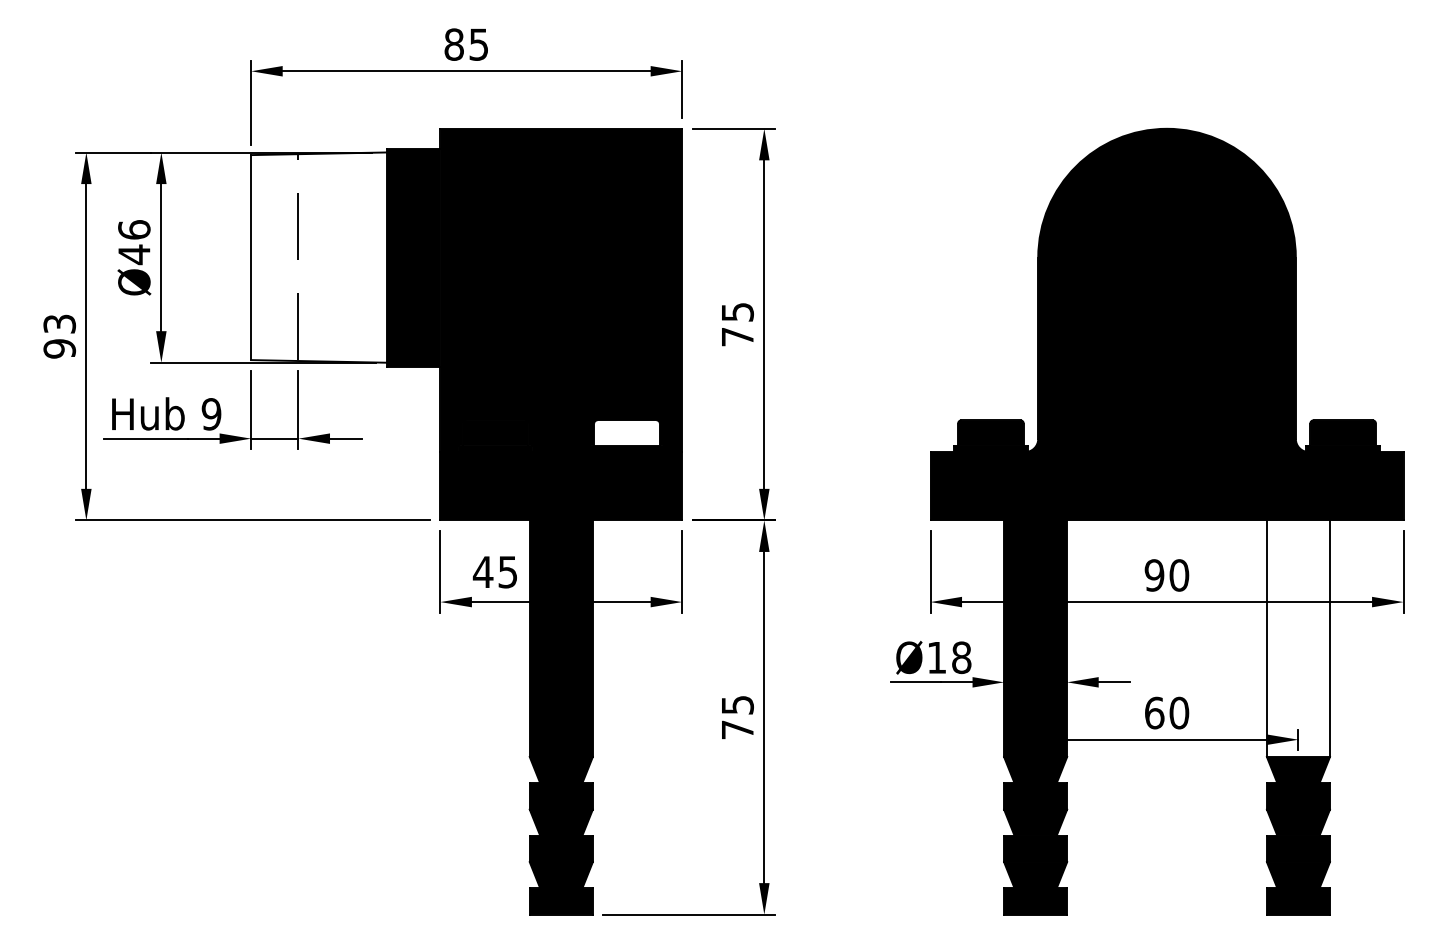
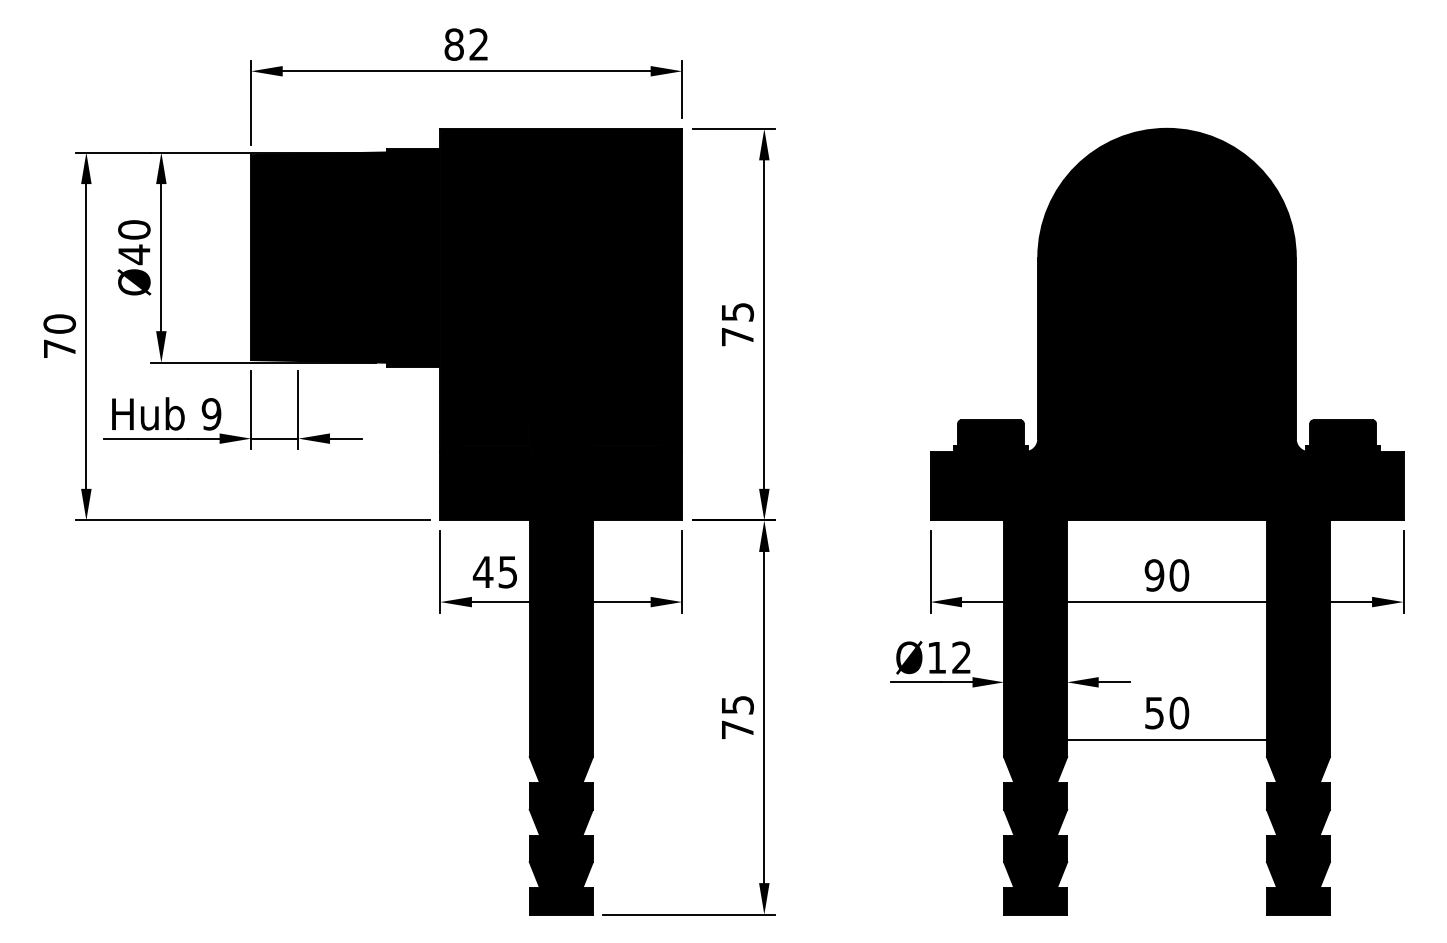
text: 85 -> 82 (478, 44)
text: Ø46 -> Ø40 (134, 229)
fill: none -> present (318, 257)
text: 93 -> 70 (59, 336)
fill: none -> present (626, 432)
fill: none -> present (1297, 638)
text: Ø18 -> Ø12 (961, 657)
text: 60 -> 50 (1154, 712)
